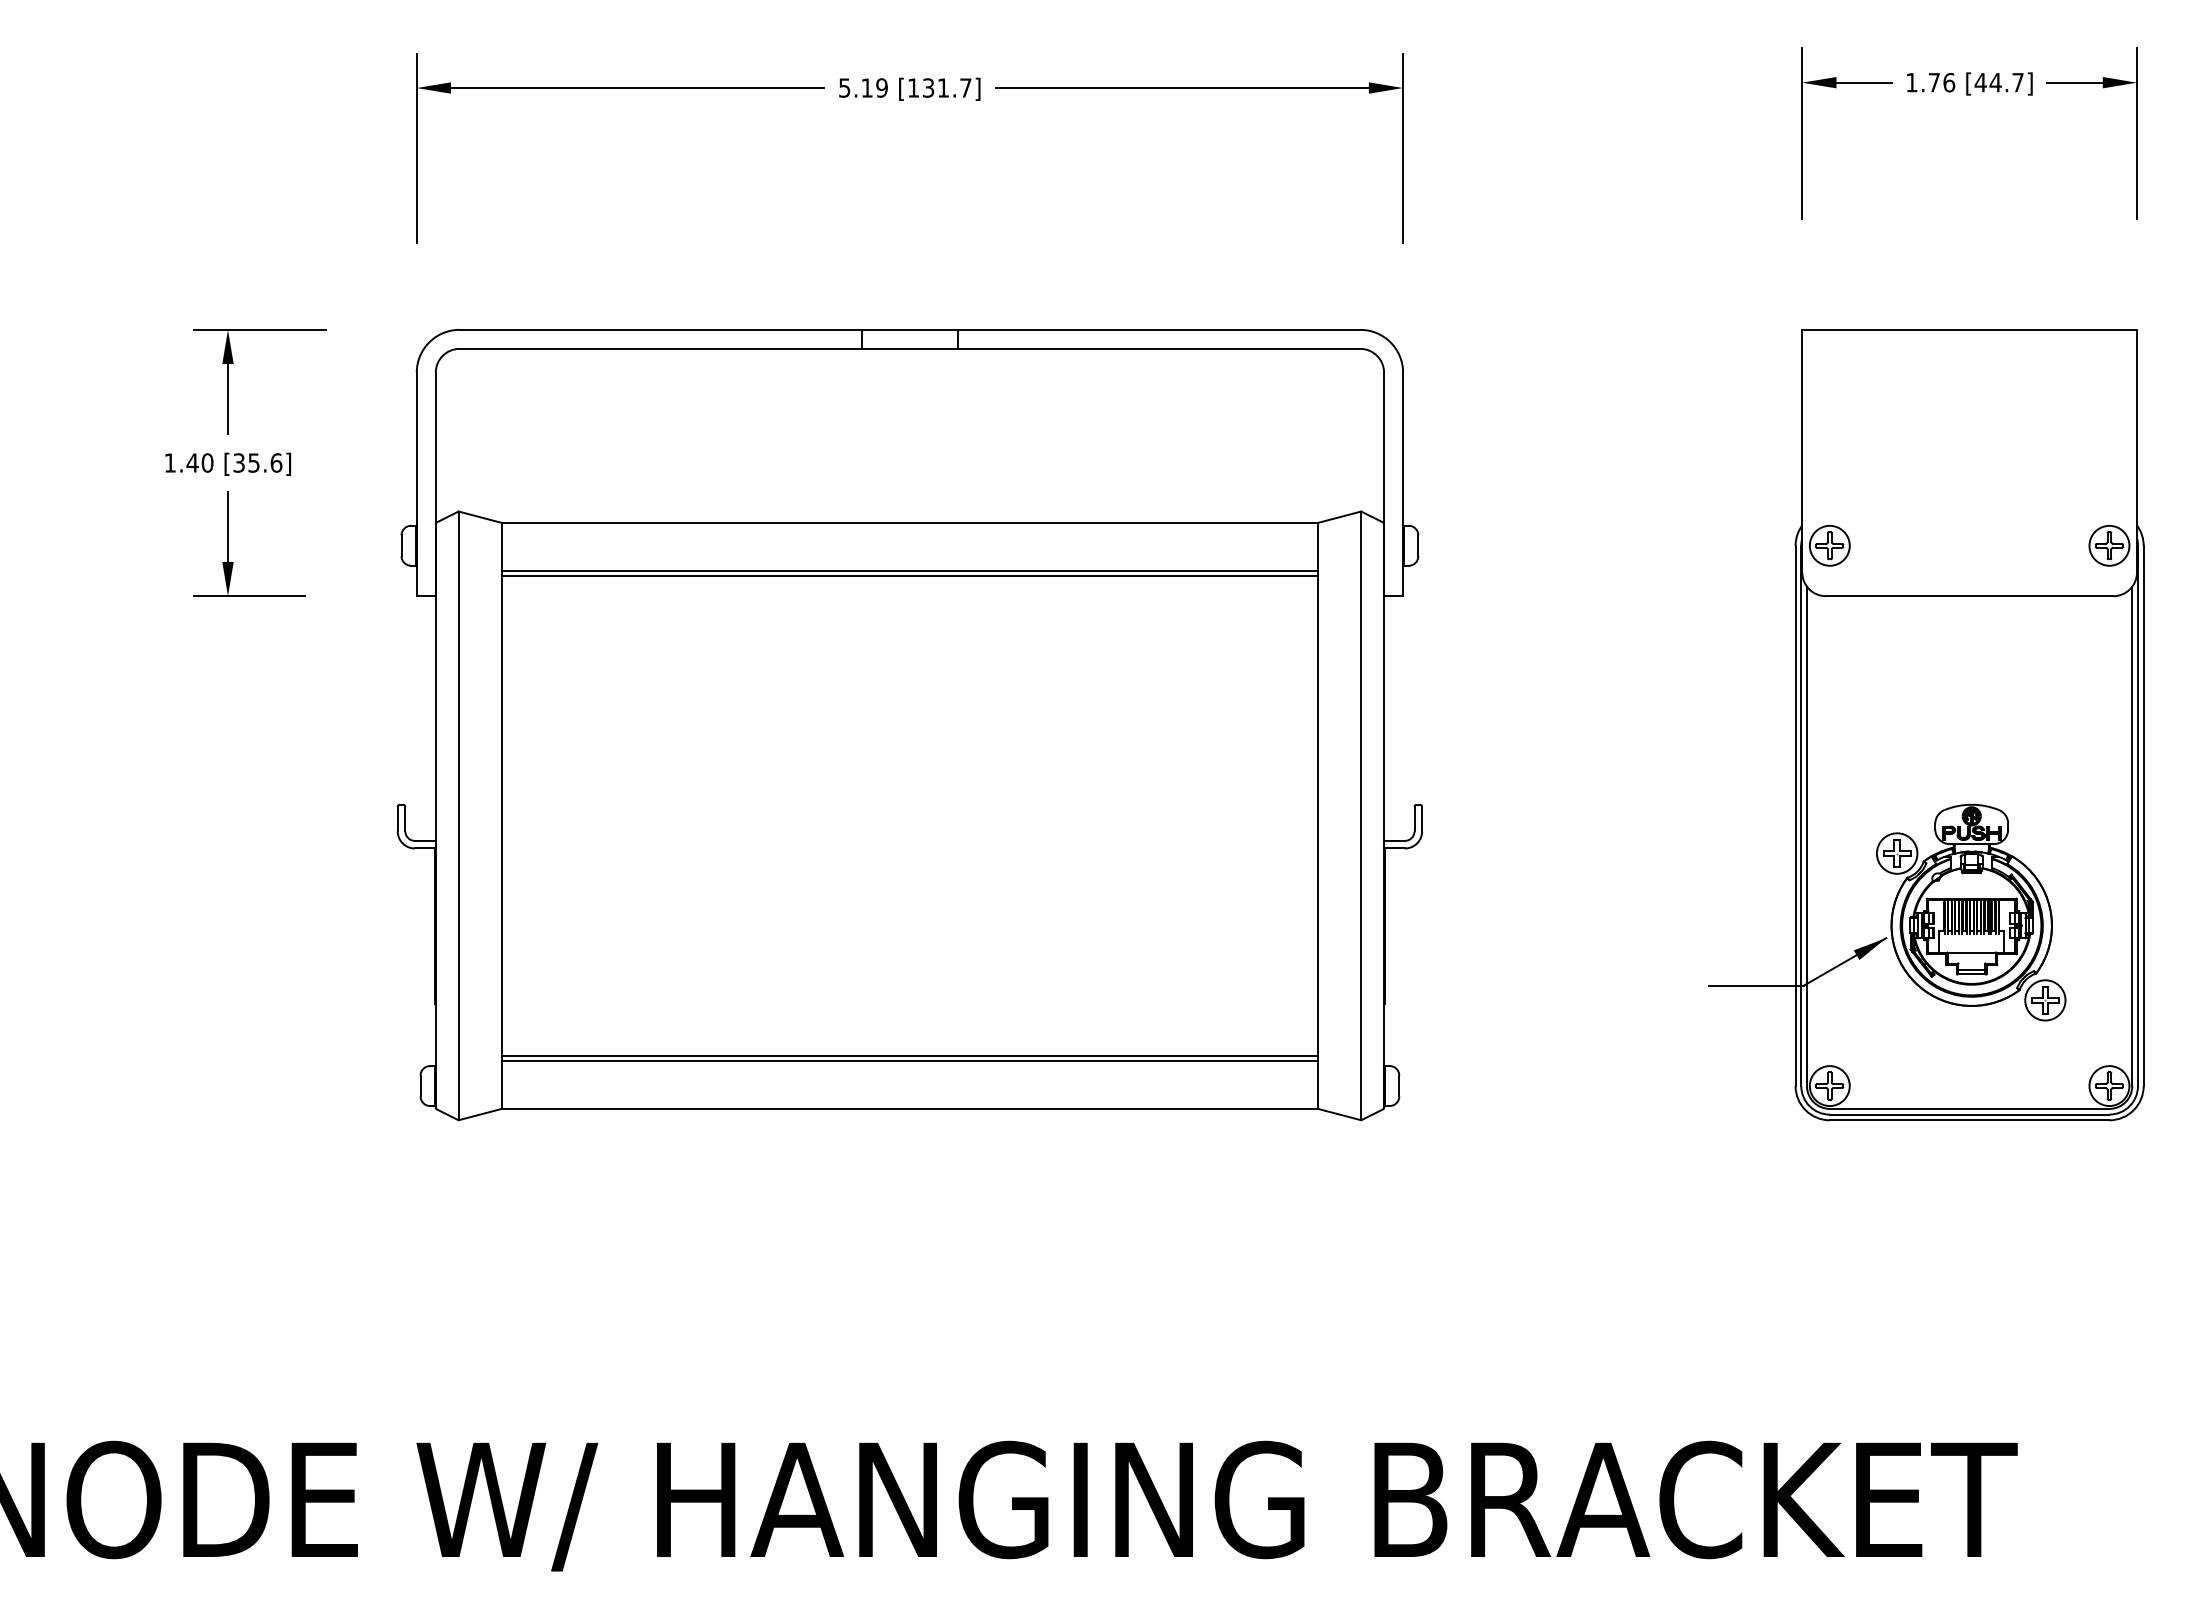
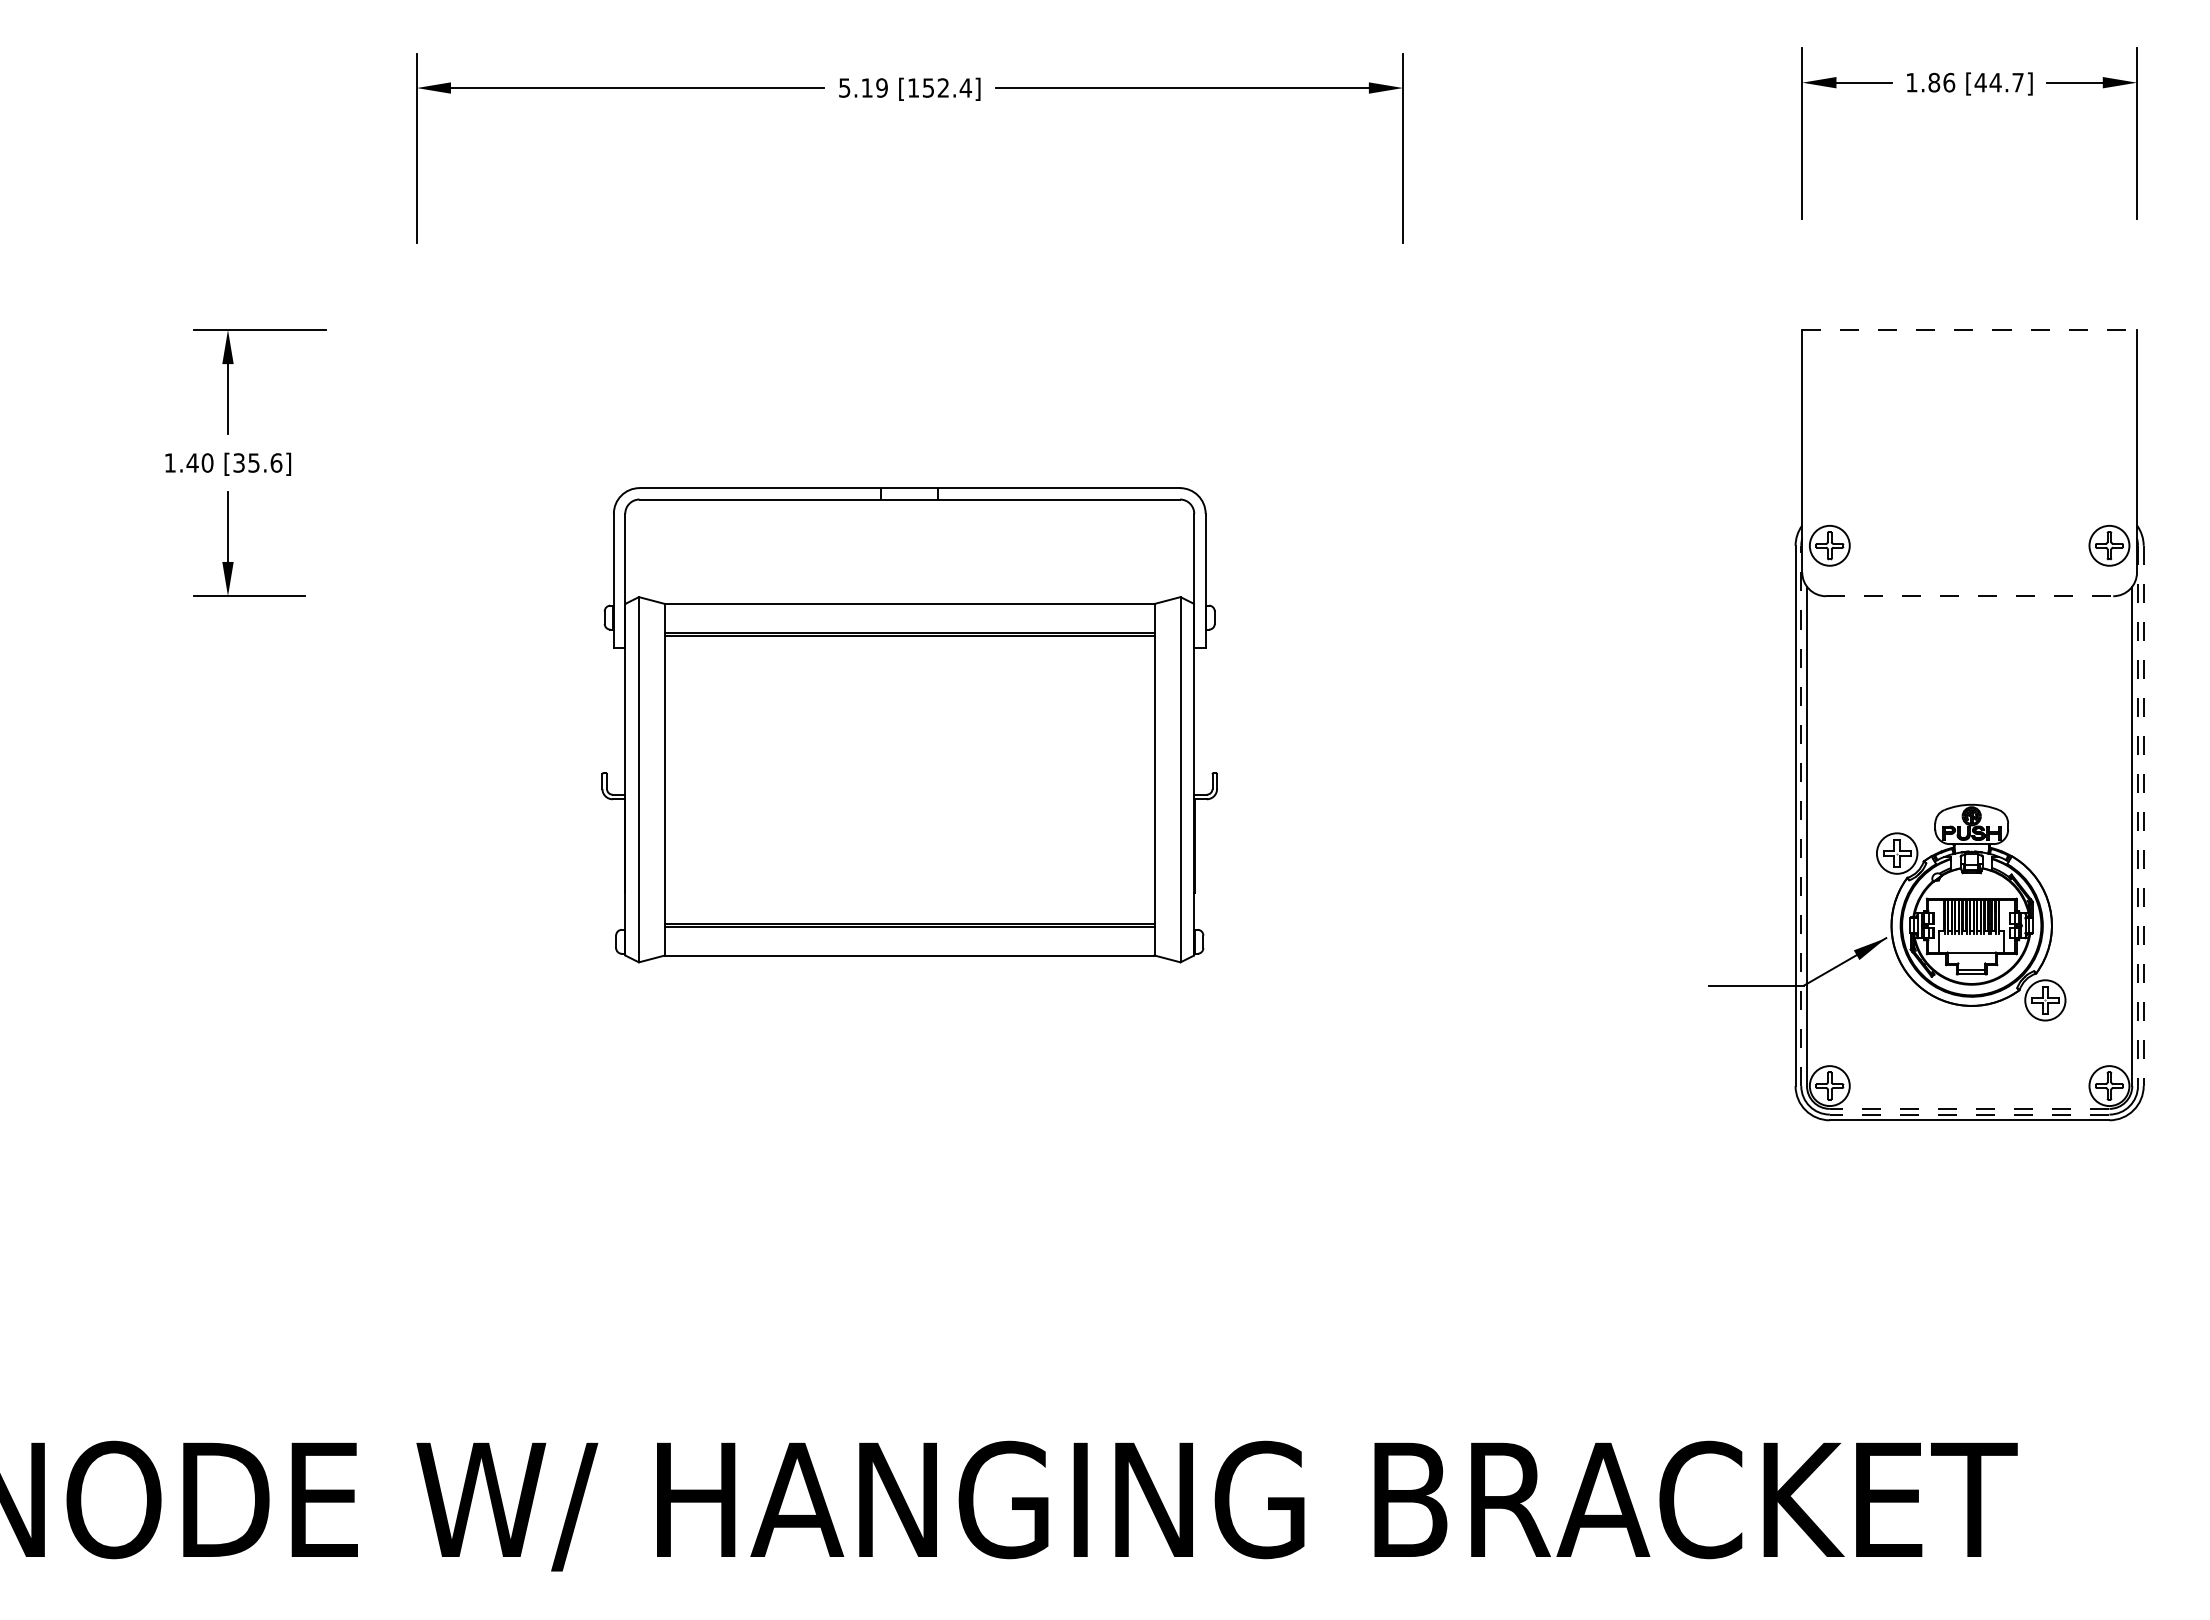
text: 1.76 -> 1.86 (1934, 82)
text: [131.7] -> [152.4] (947, 87)
line: solid -> dashed (1970, 329)
line: solid -> dashed (1969, 596)
part size: 1027x793 px -> 617x477 px (909, 725)
line: solid -> dashed (1801, 815)
line: solid -> dashed (2137, 816)
line: solid -> dashed (2143, 816)
line: solid -> dashed (1969, 1108)
line: solid -> dashed (1969, 1114)
